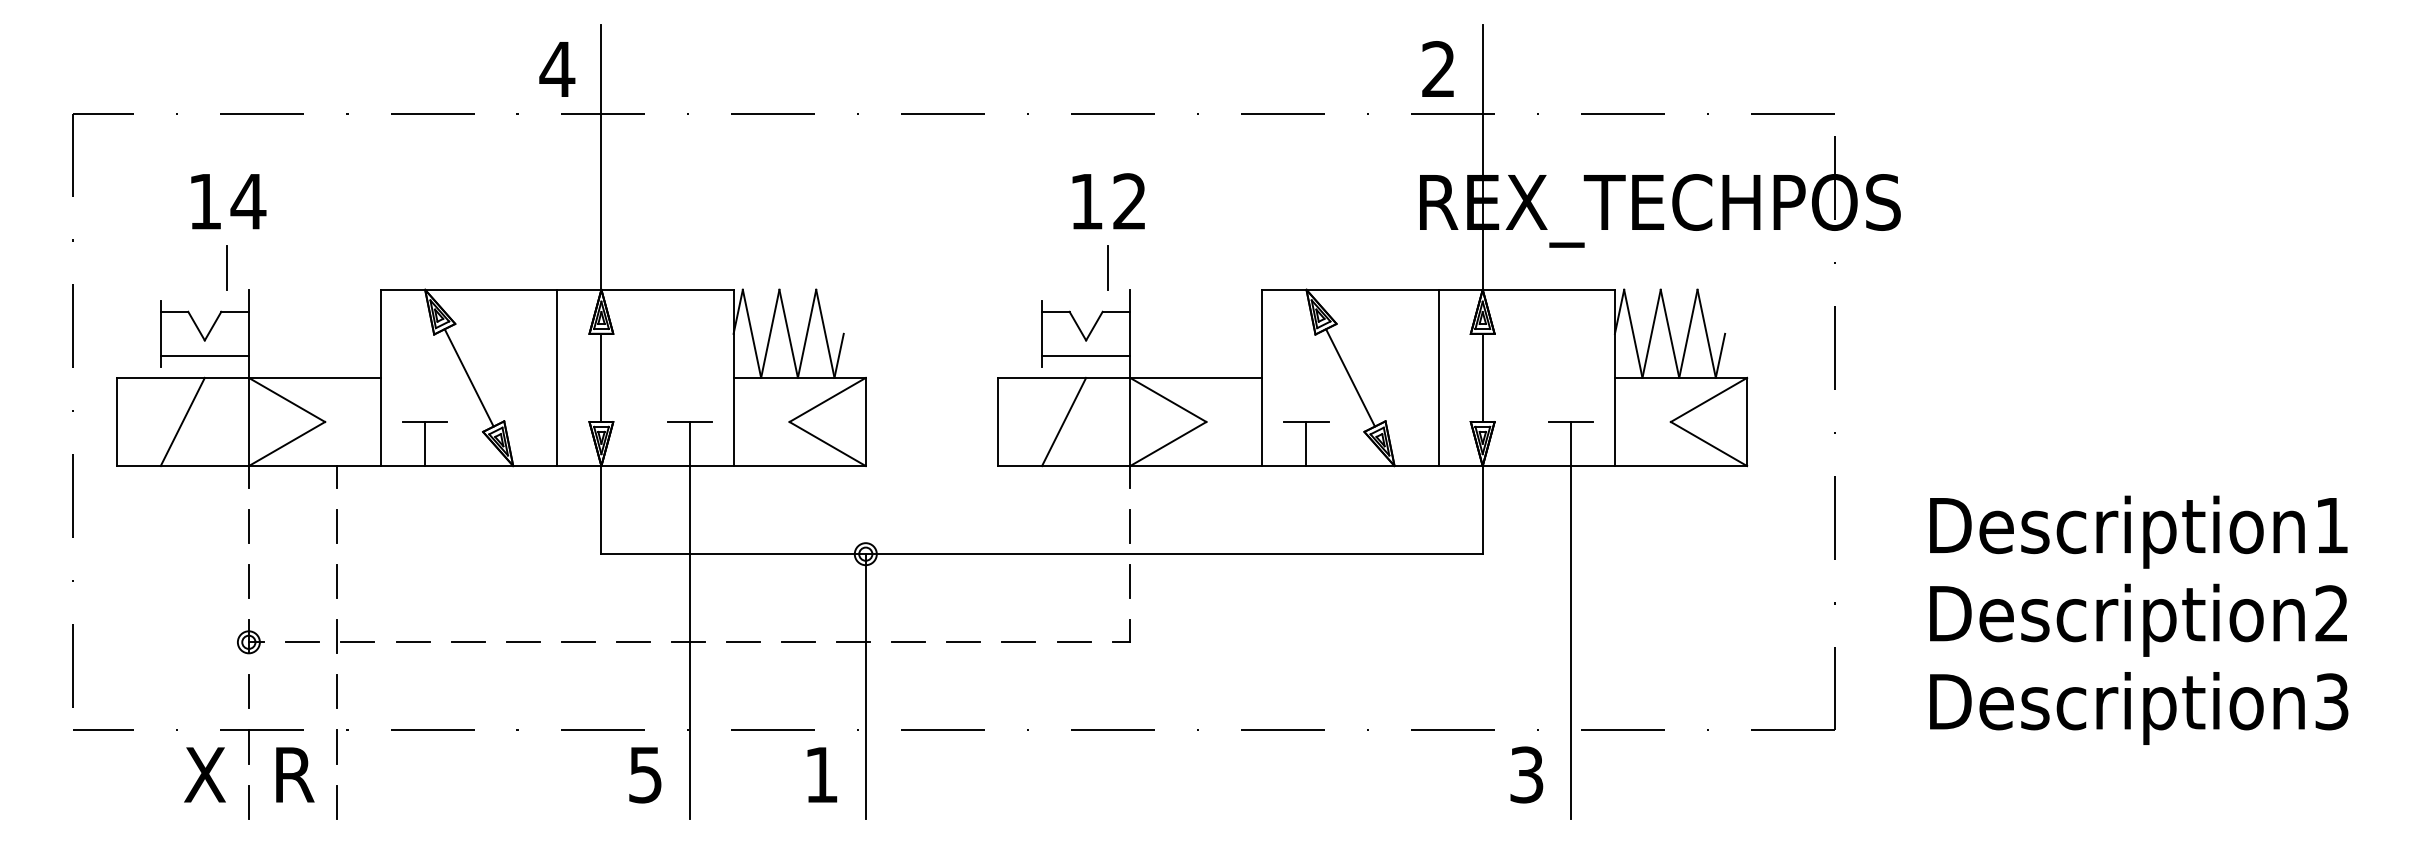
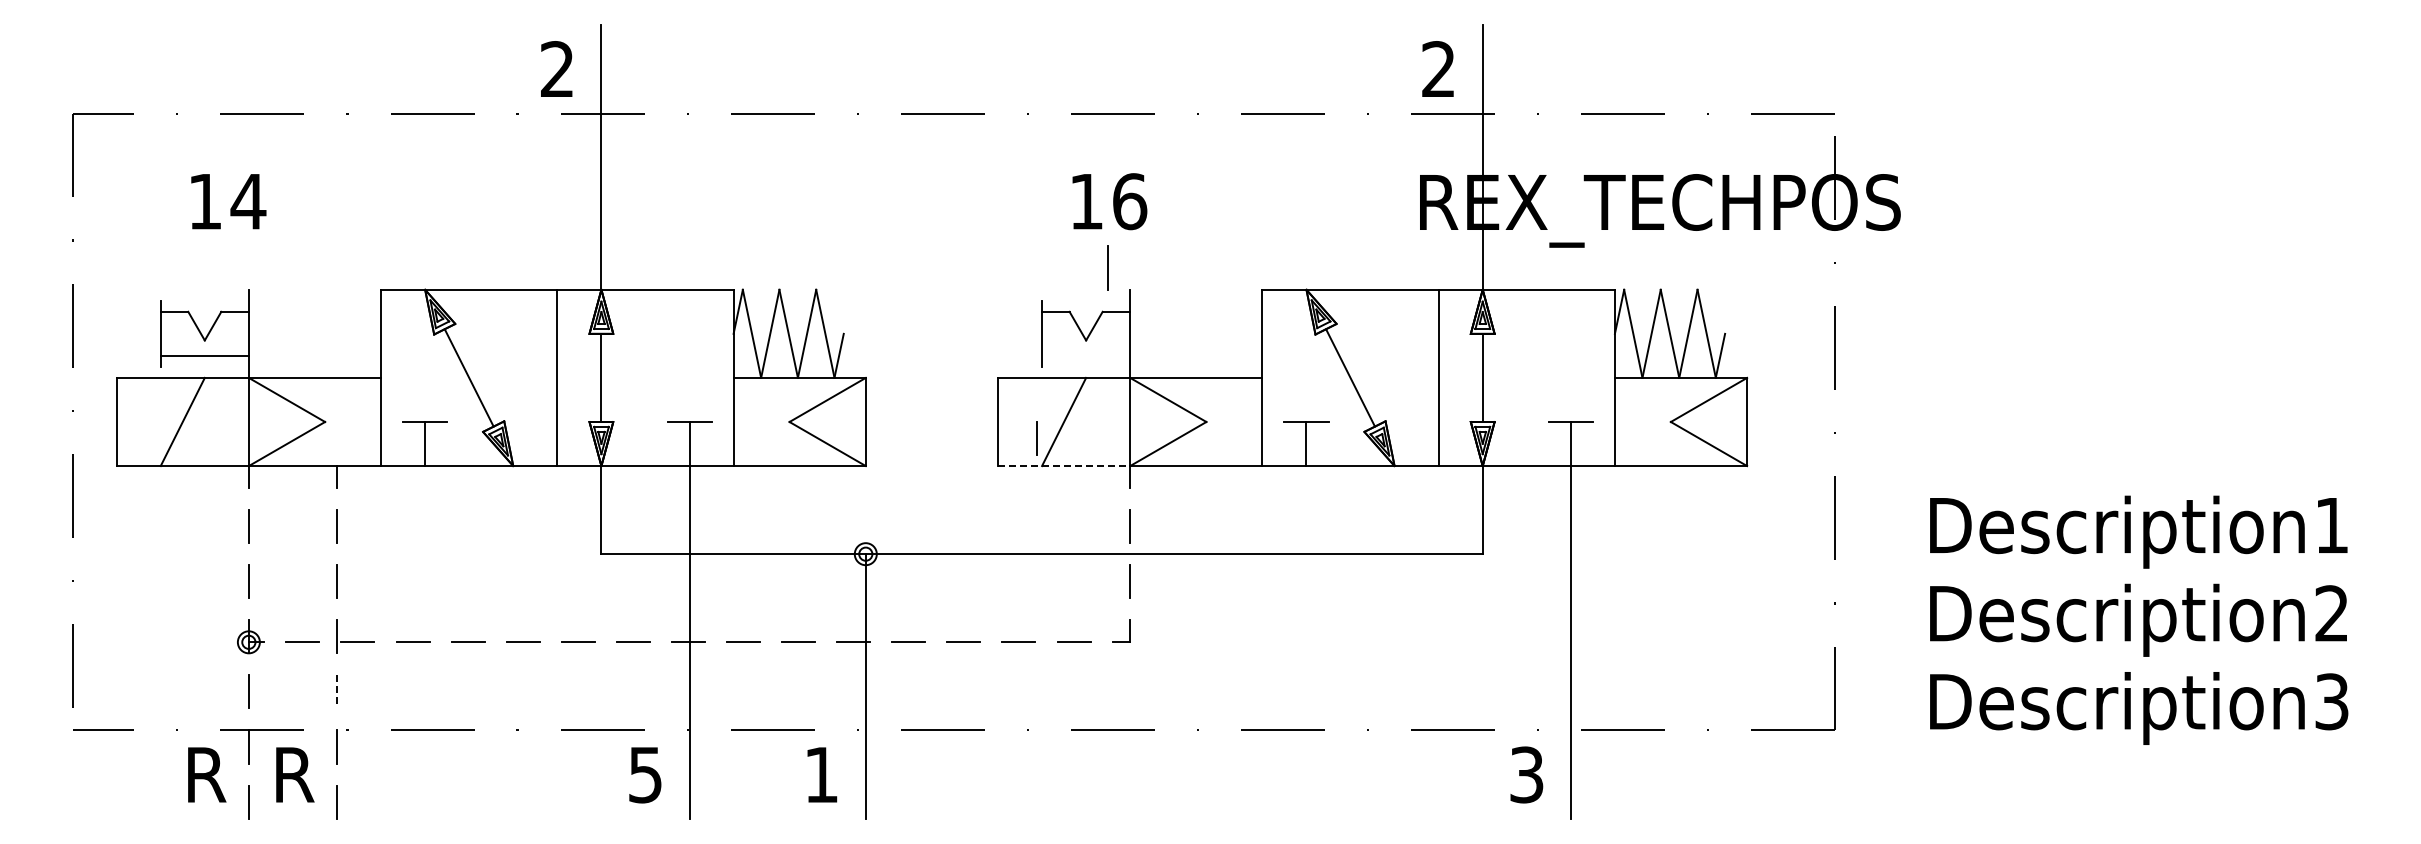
text: 4 -> 2 (557, 68)
text: 12 -> 16 (1130, 201)
line: present -> none (226, 267)
line: present -> none (1086, 355)
line: none -> present (1036, 438)
line: solid -> dashed (1064, 466)
line: solid -> dashed (337, 691)
text: X -> R (205, 774)
